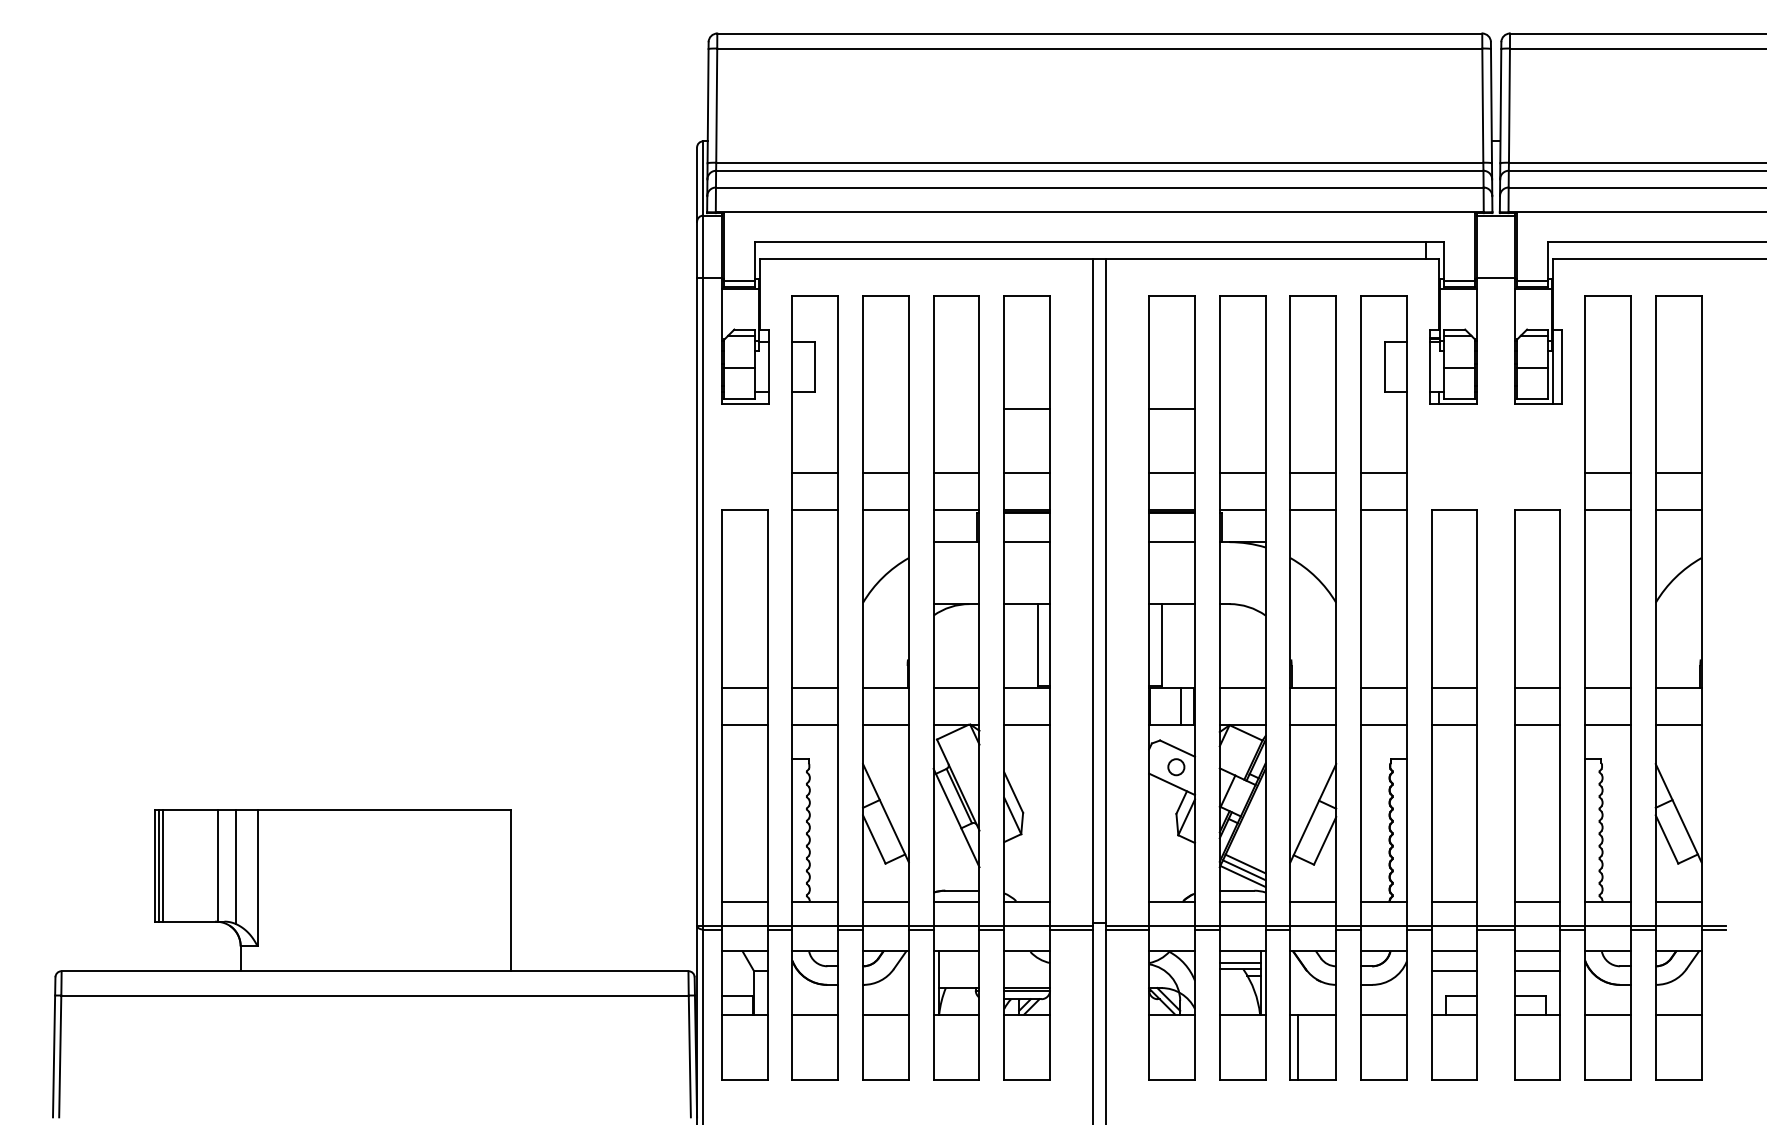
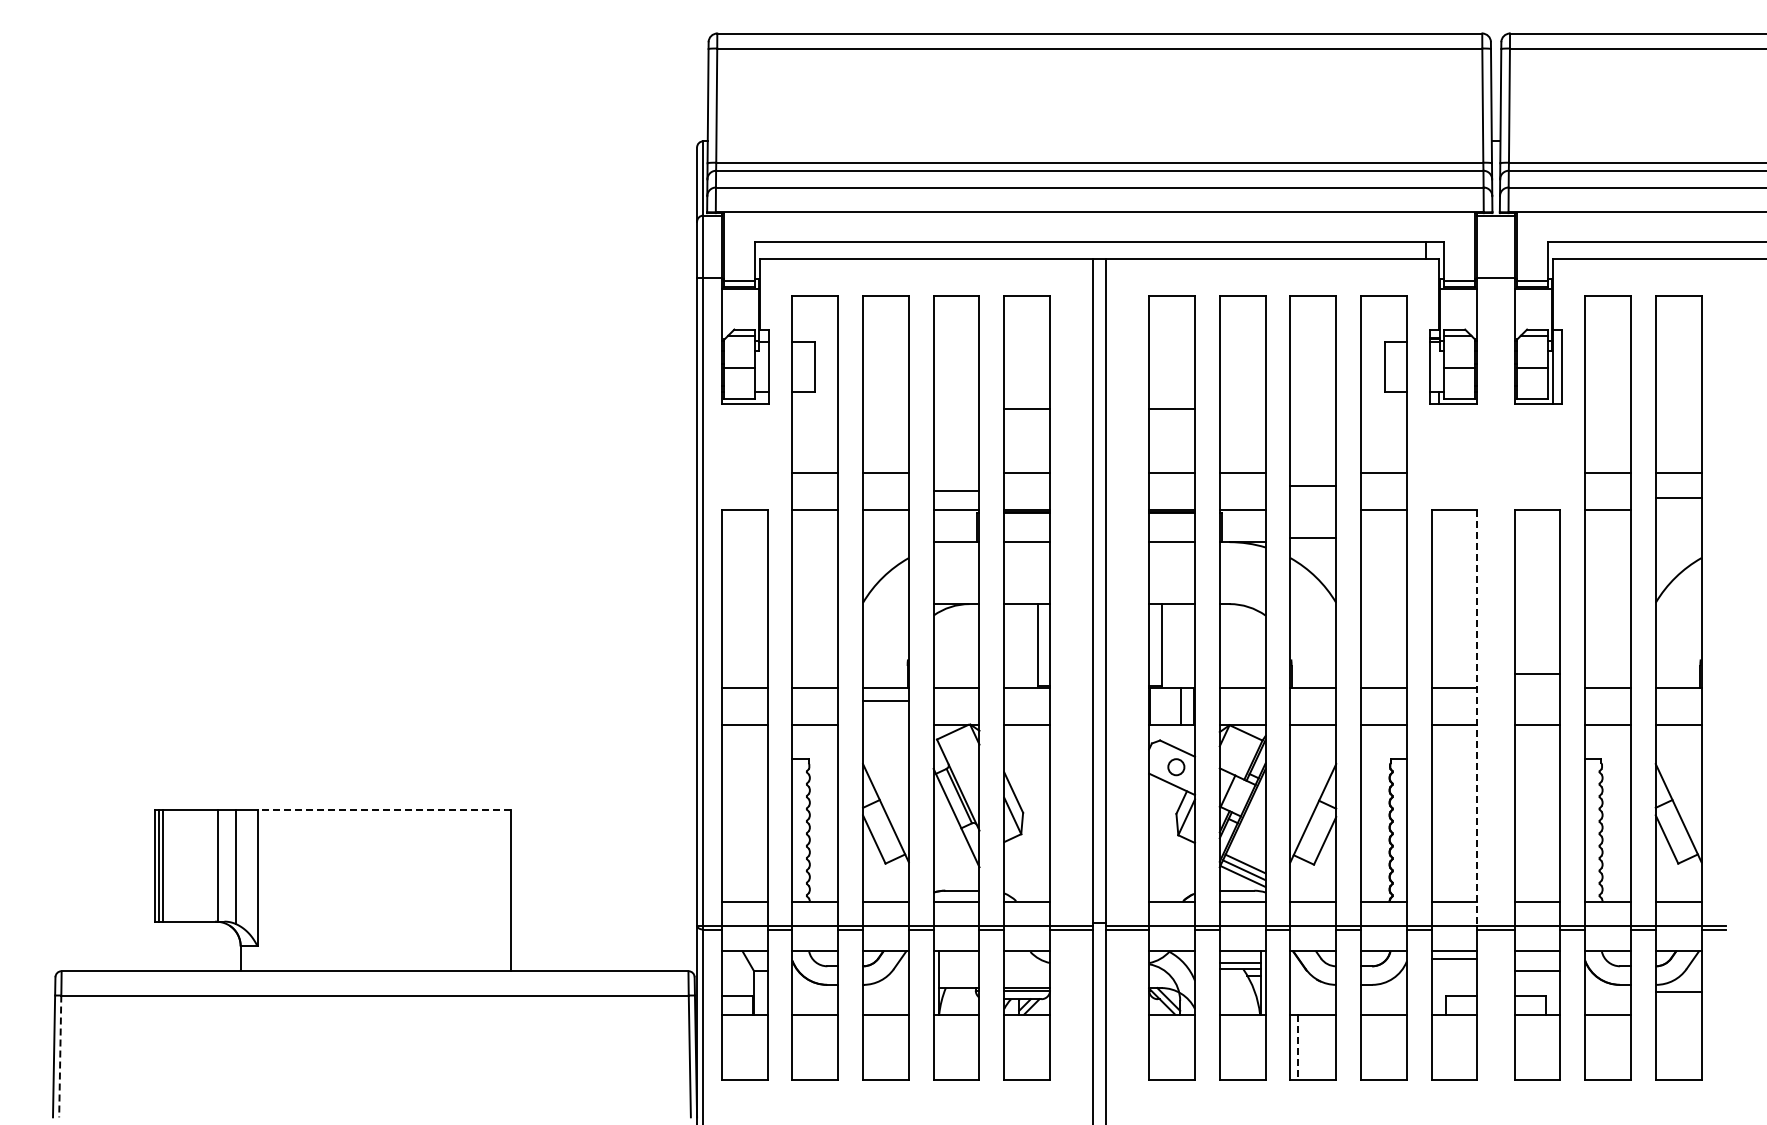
line position: (956, 473) -> (956, 491) (956, 491)
line position: (1313, 473) -> (1313, 486) (1313, 486)
line position: (1313, 510) -> (1313, 538) (1313, 538)
line position: (1678, 510) -> (1678, 498) (1678, 498)
line position: (1537, 687) -> (1537, 673) (1537, 673)
line: solid -> dashed (1477, 718)
line position: (885, 724) -> (885, 700) (885, 700)
line: solid -> dashed (384, 810)
line position: (1454, 971) -> (1454, 959) (1454, 959)
line position: (1678, 1014) -> (1678, 991) (1678, 991)
line: solid -> dashed (1297, 1047)
line: solid -> dashed (60, 1056)
